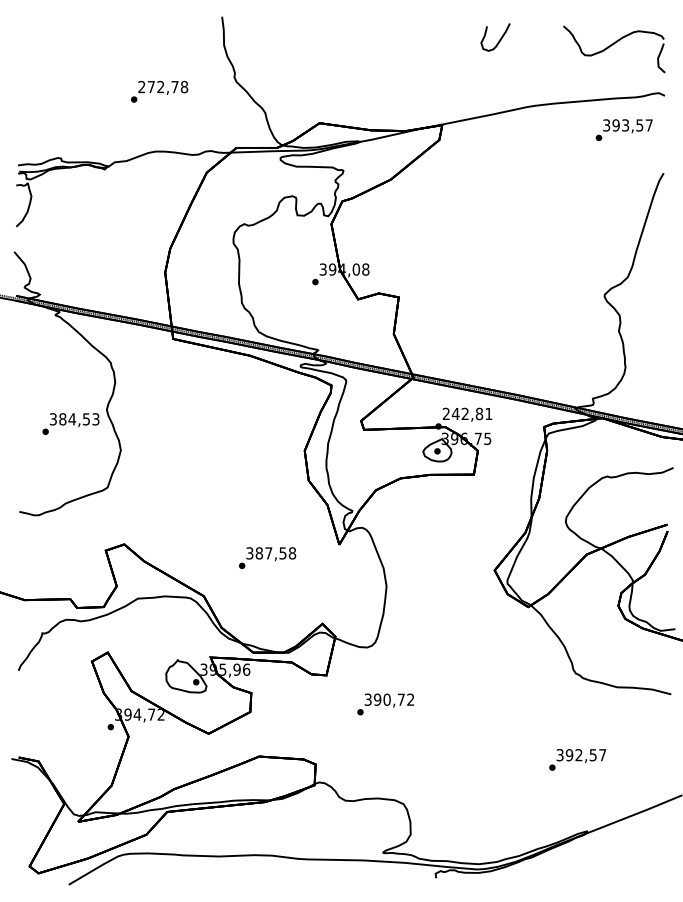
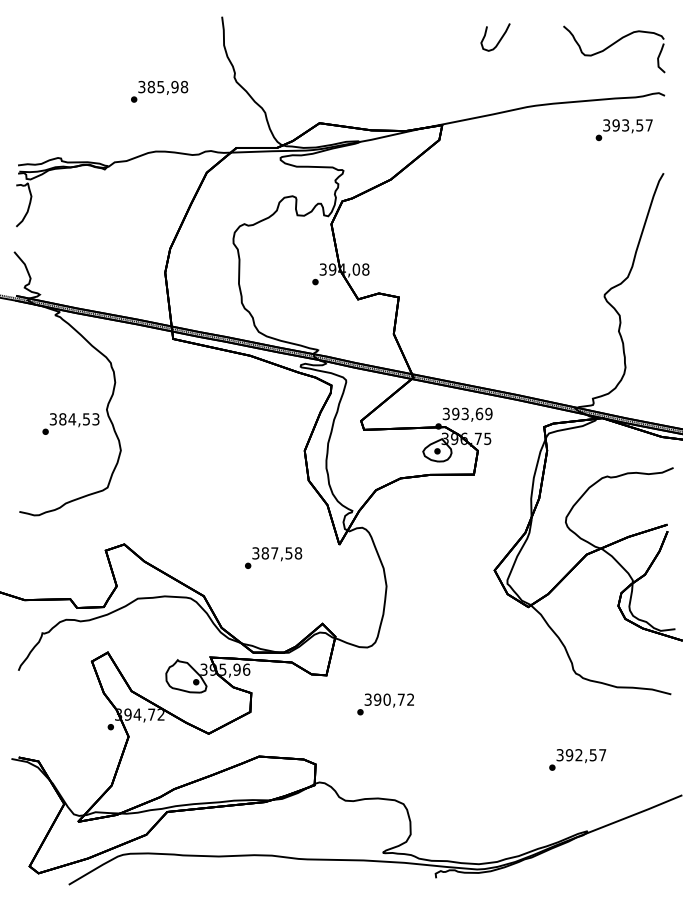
text: 272,78 -> 385,98 (158, 86)
text: 242,81 -> 393,69 (467, 413)
text position: (267, 557) -> (273, 557) (273, 557)
